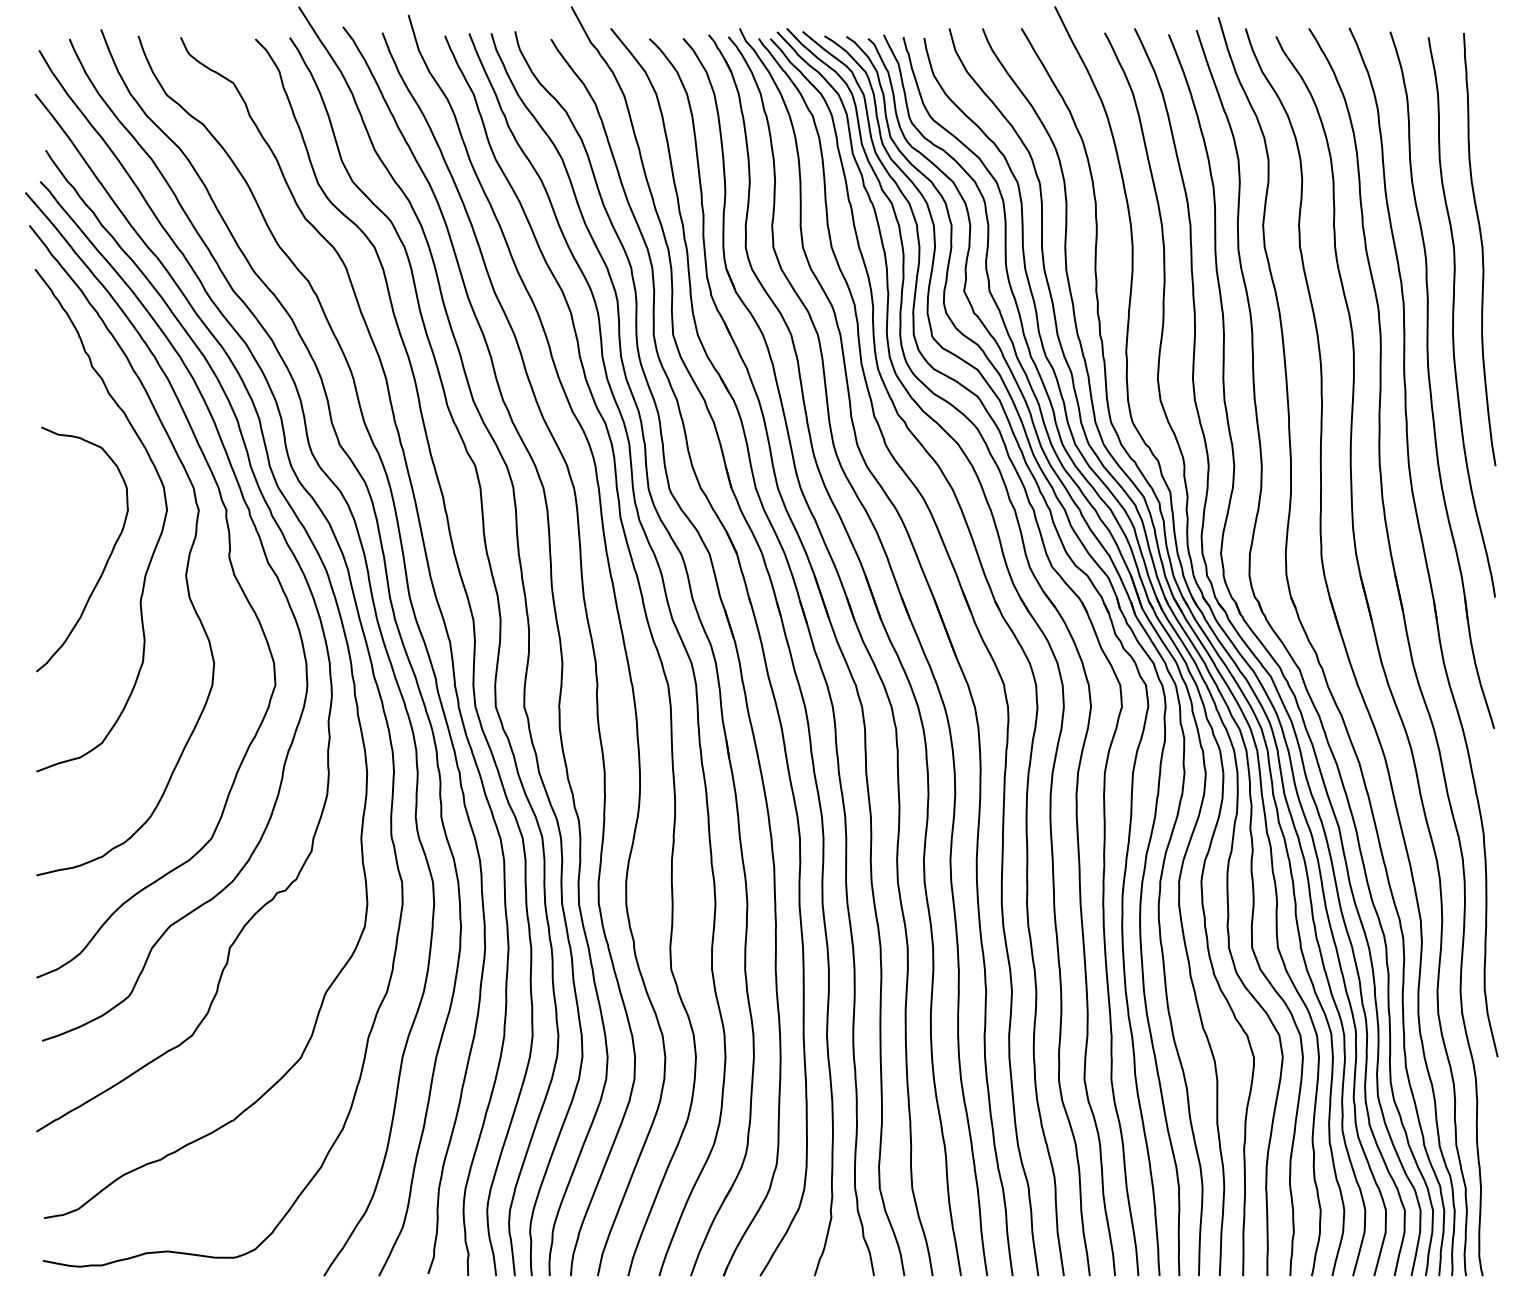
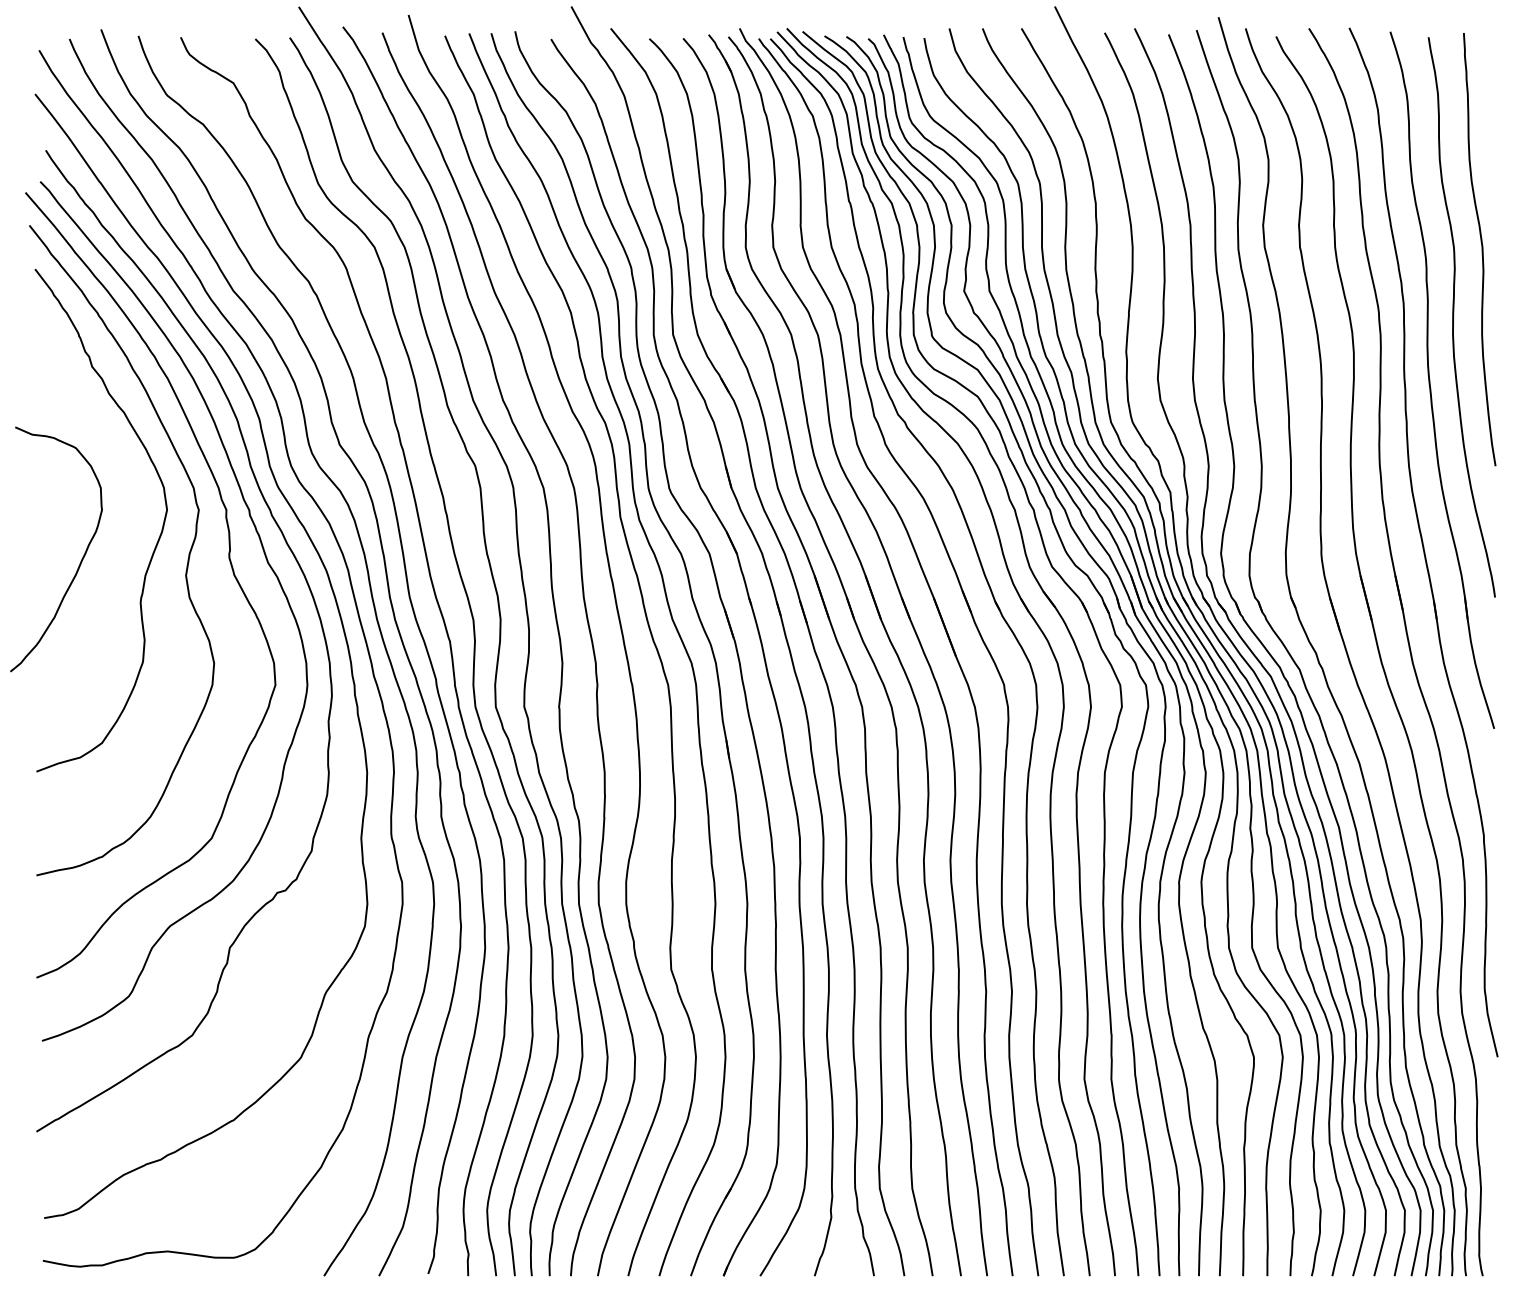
curve position: (107, 558) -> (81, 558) (81, 558)
